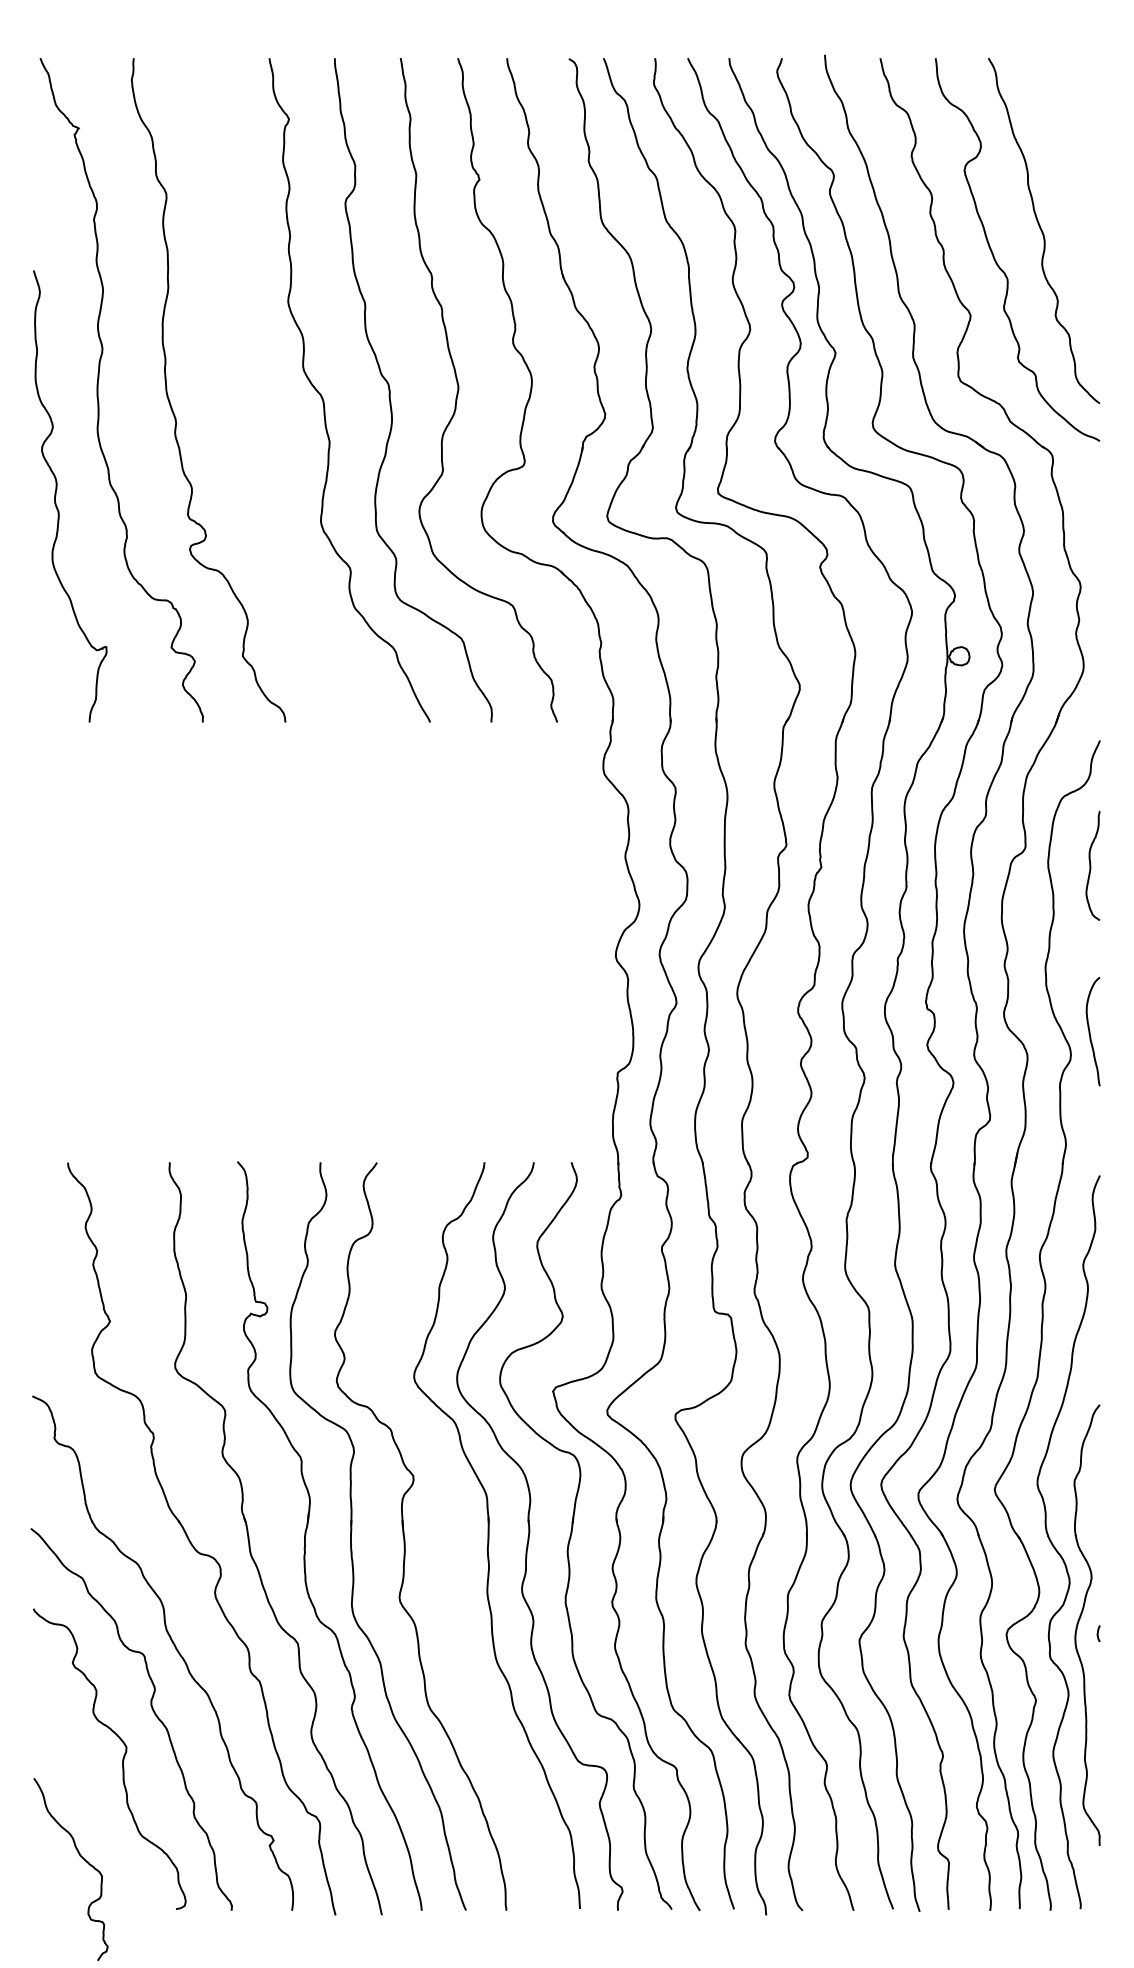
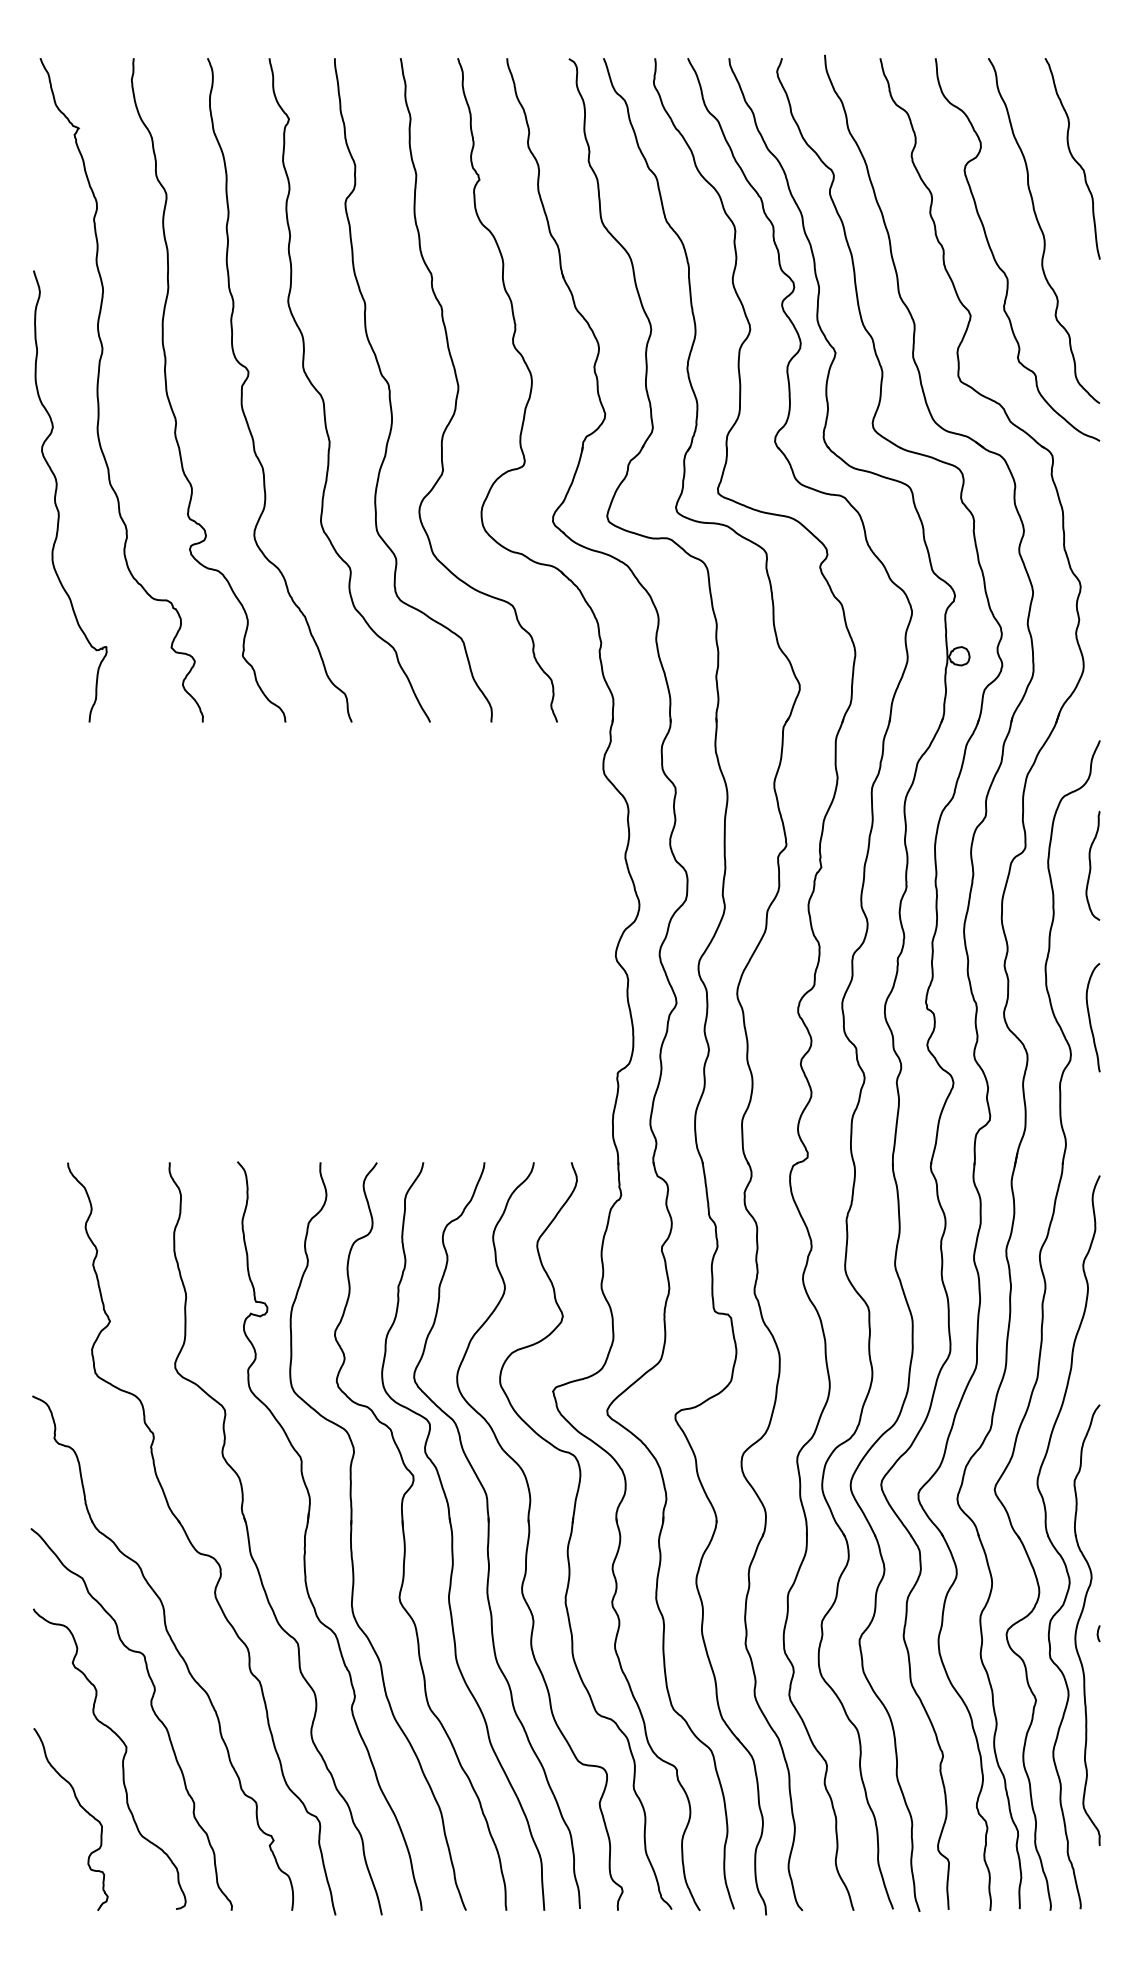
curve: none -> present (1072, 158)
curve: none -> present (249, 375)
curve position: (1090, 1031) -> (1090, 1017) (1090, 1017)
part: none -> present (453, 1536)
curve position: (81, 1857) -> (81, 1807) (81, 1807)
